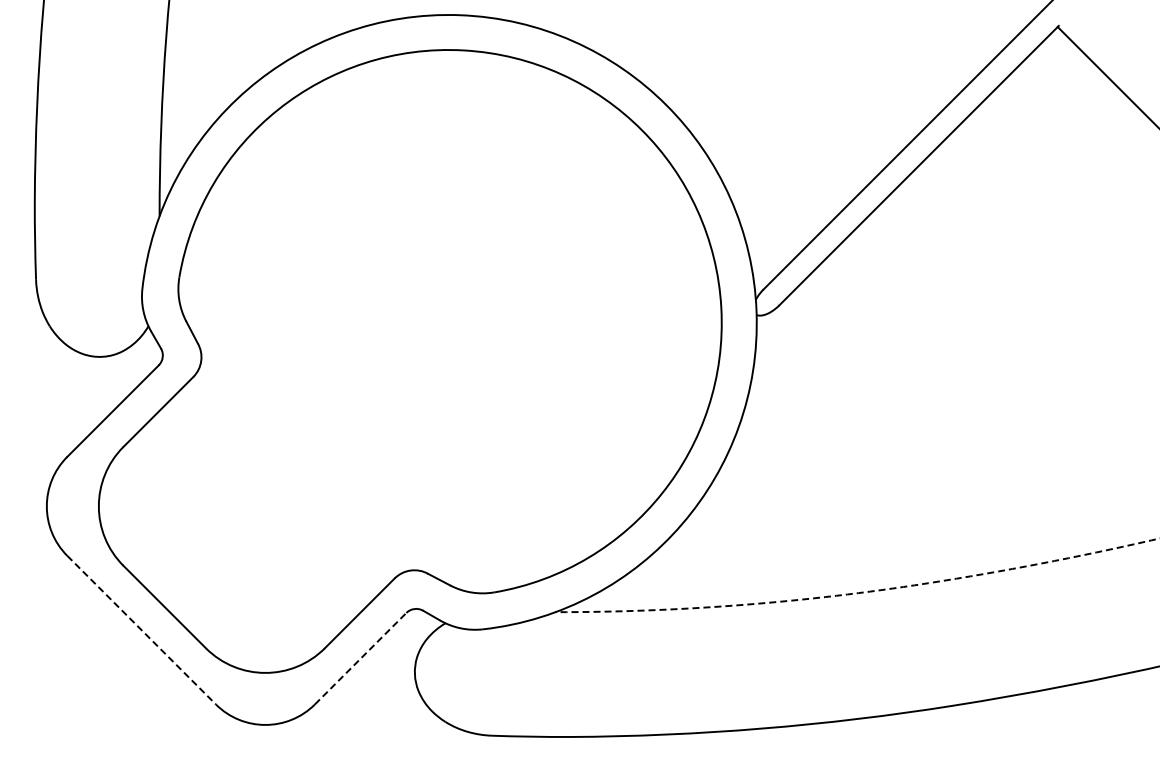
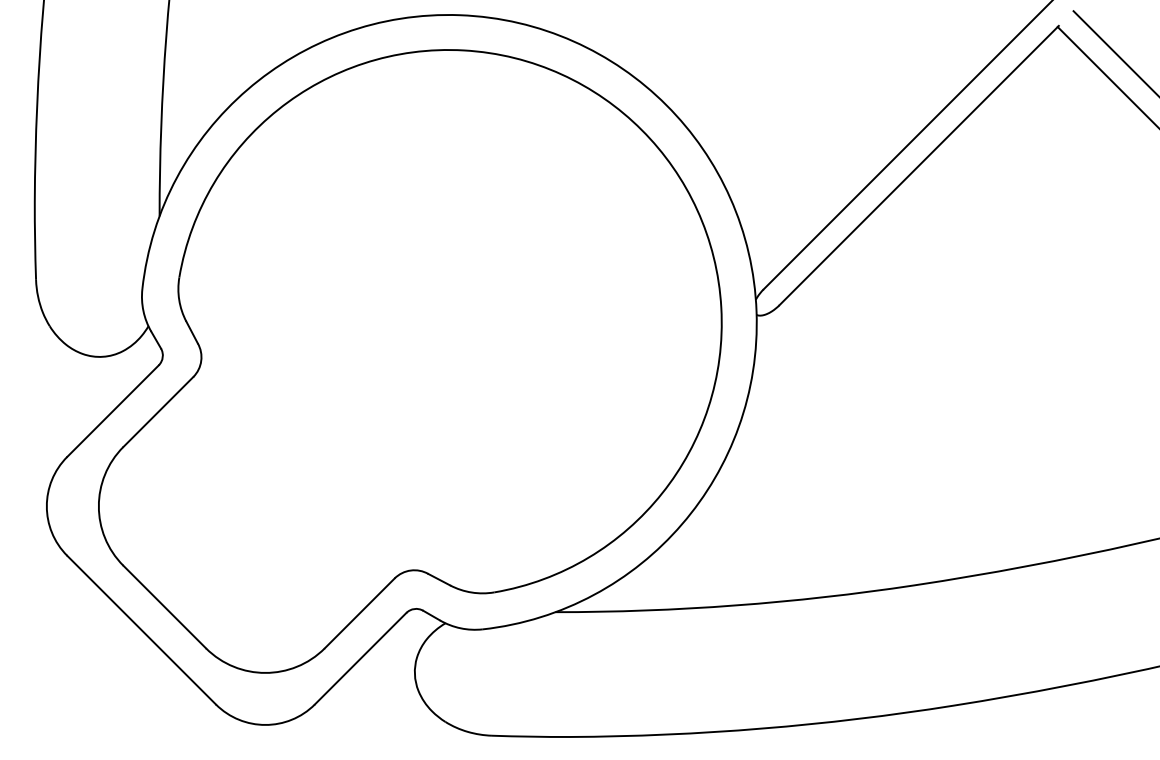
line: none -> present (1114, 52)
line: dashed -> solid (857, 593)
line: dashed -> solid (141, 630)
line: dashed -> solid (360, 658)
